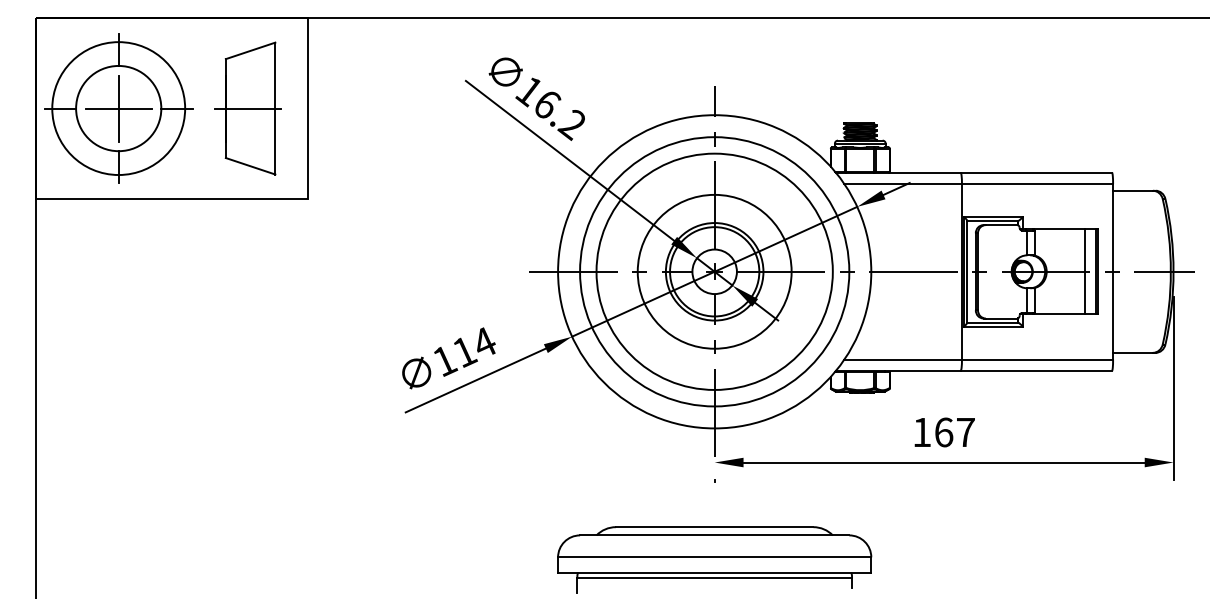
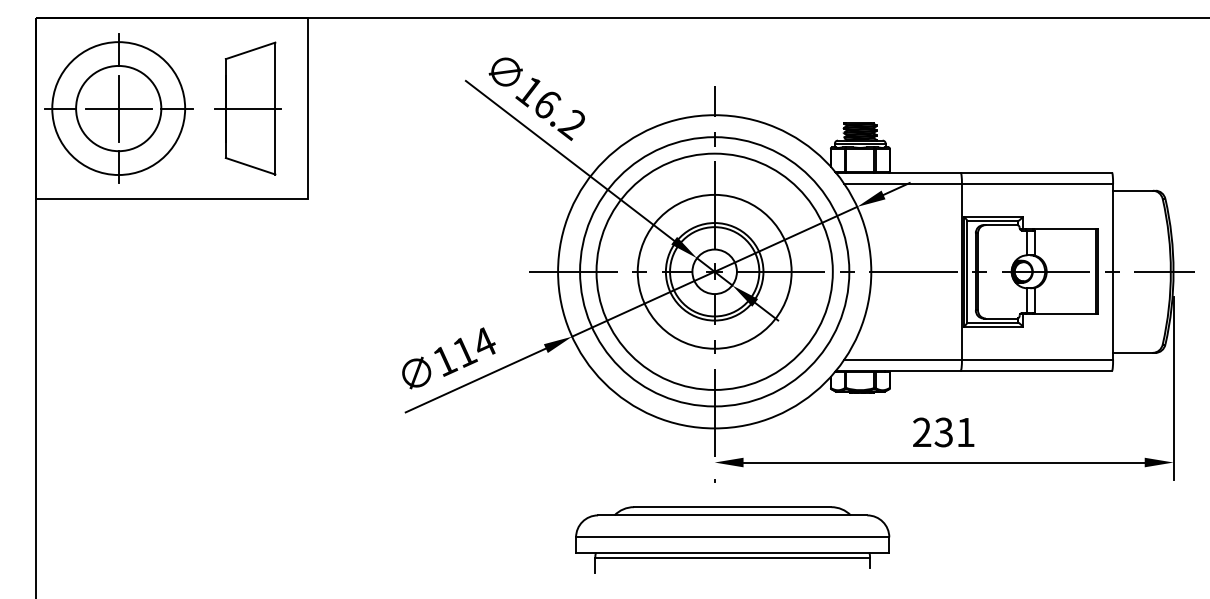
line: present -> none (1085, 271)
text: 167 -> 231 (943, 432)
part position: (714, 559) -> (732, 539) (732, 539)
